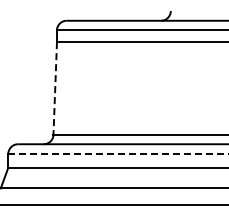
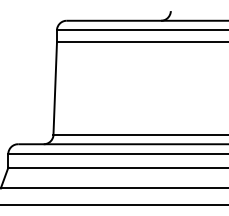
line: dashed -> solid (55, 89)
line: dashed -> solid (118, 153)
